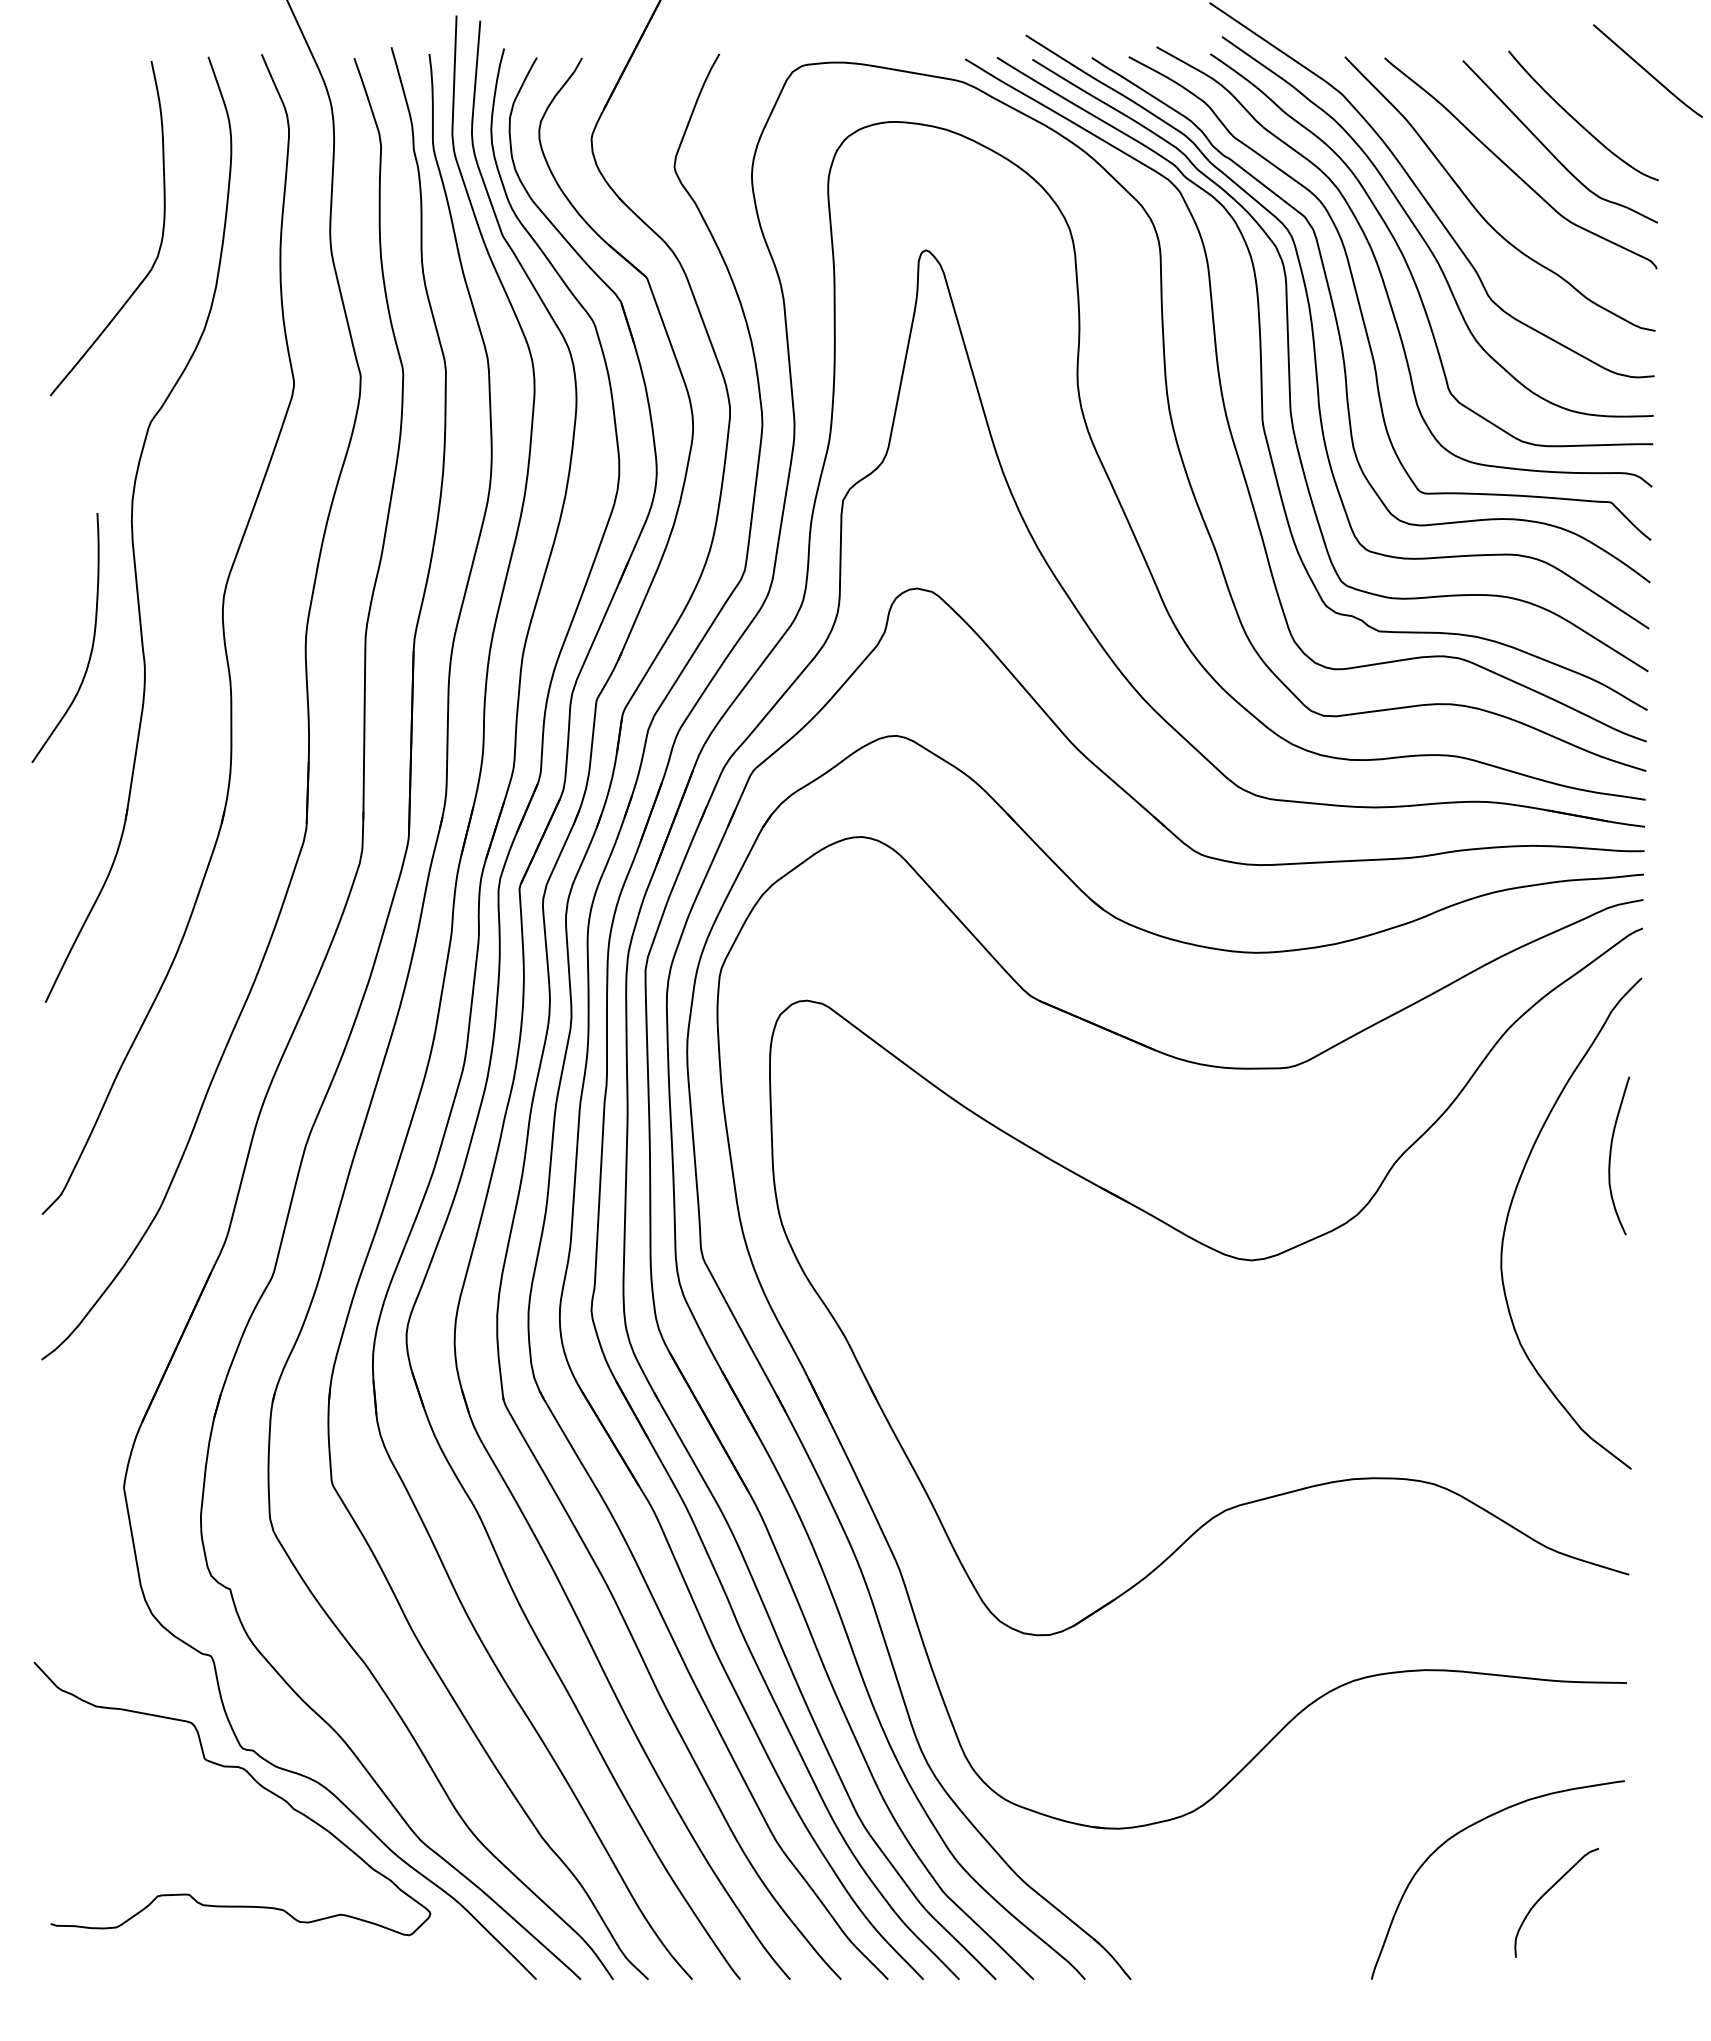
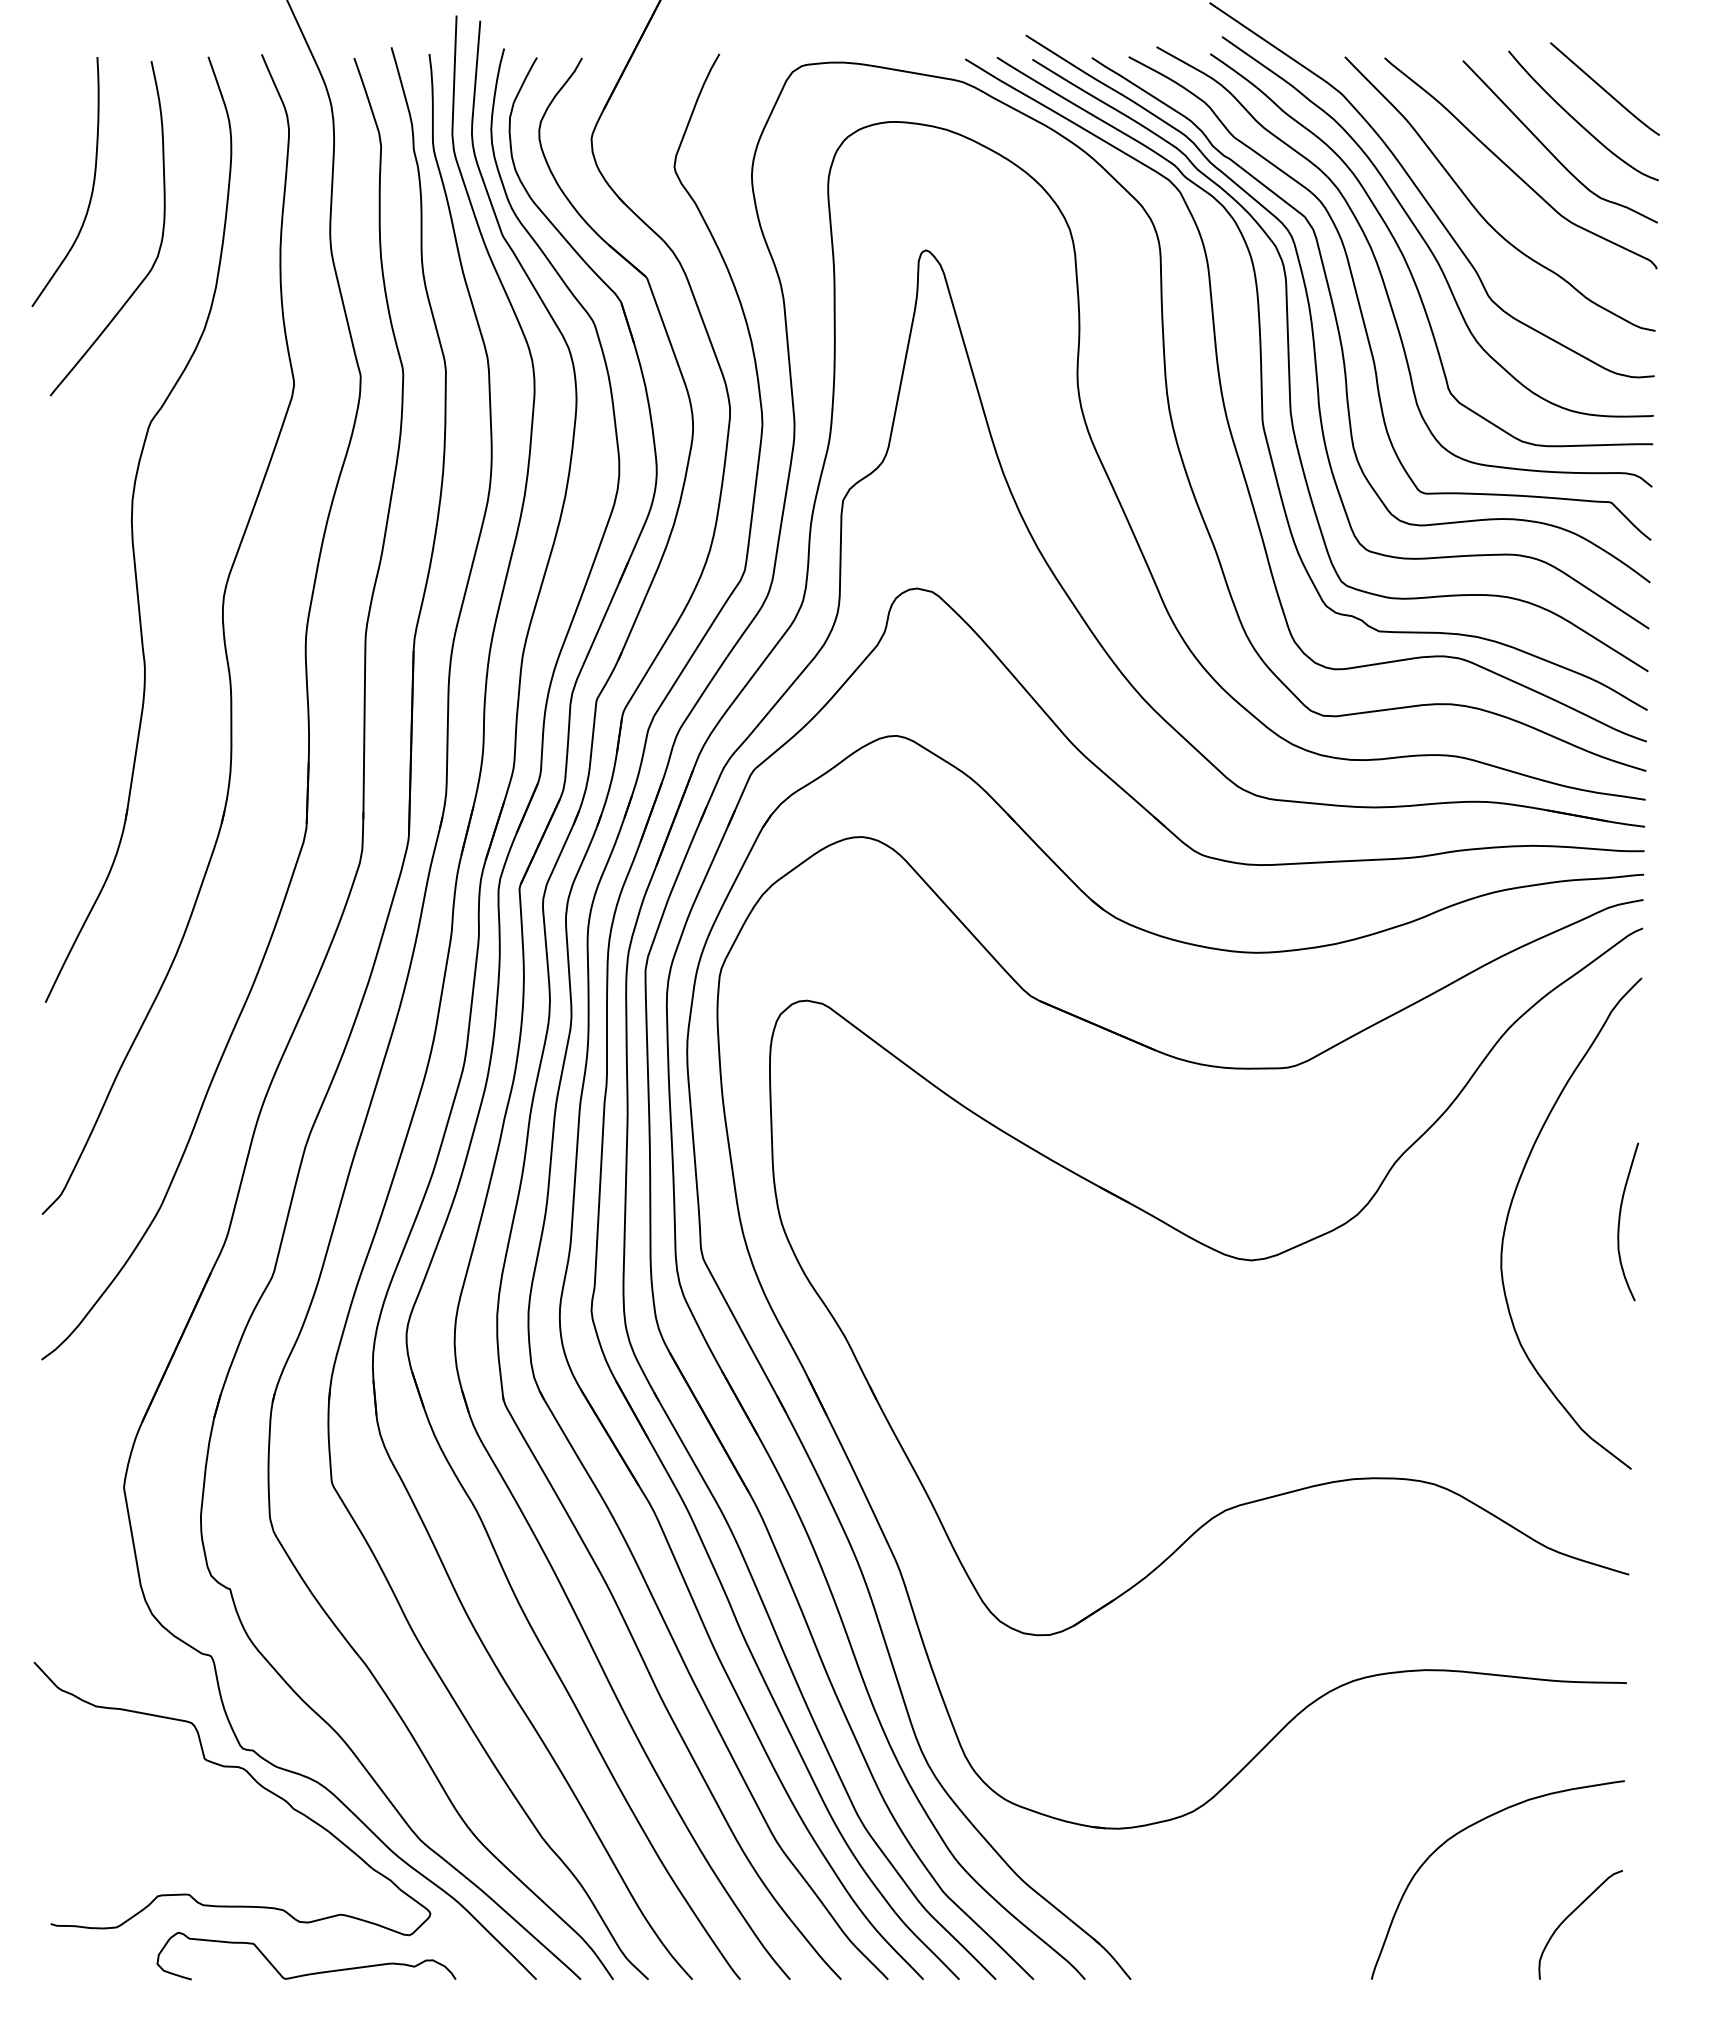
curve position: (1647, 70) -> (1604, 88) (1604, 88)
curve position: (92, 640) -> (92, 184) (92, 184)
curve position: (1611, 1155) -> (1620, 1221) (1620, 1221)
curve position: (1547, 1892) -> (1571, 1914) (1571, 1914)
curve: none -> present (307, 1973)
